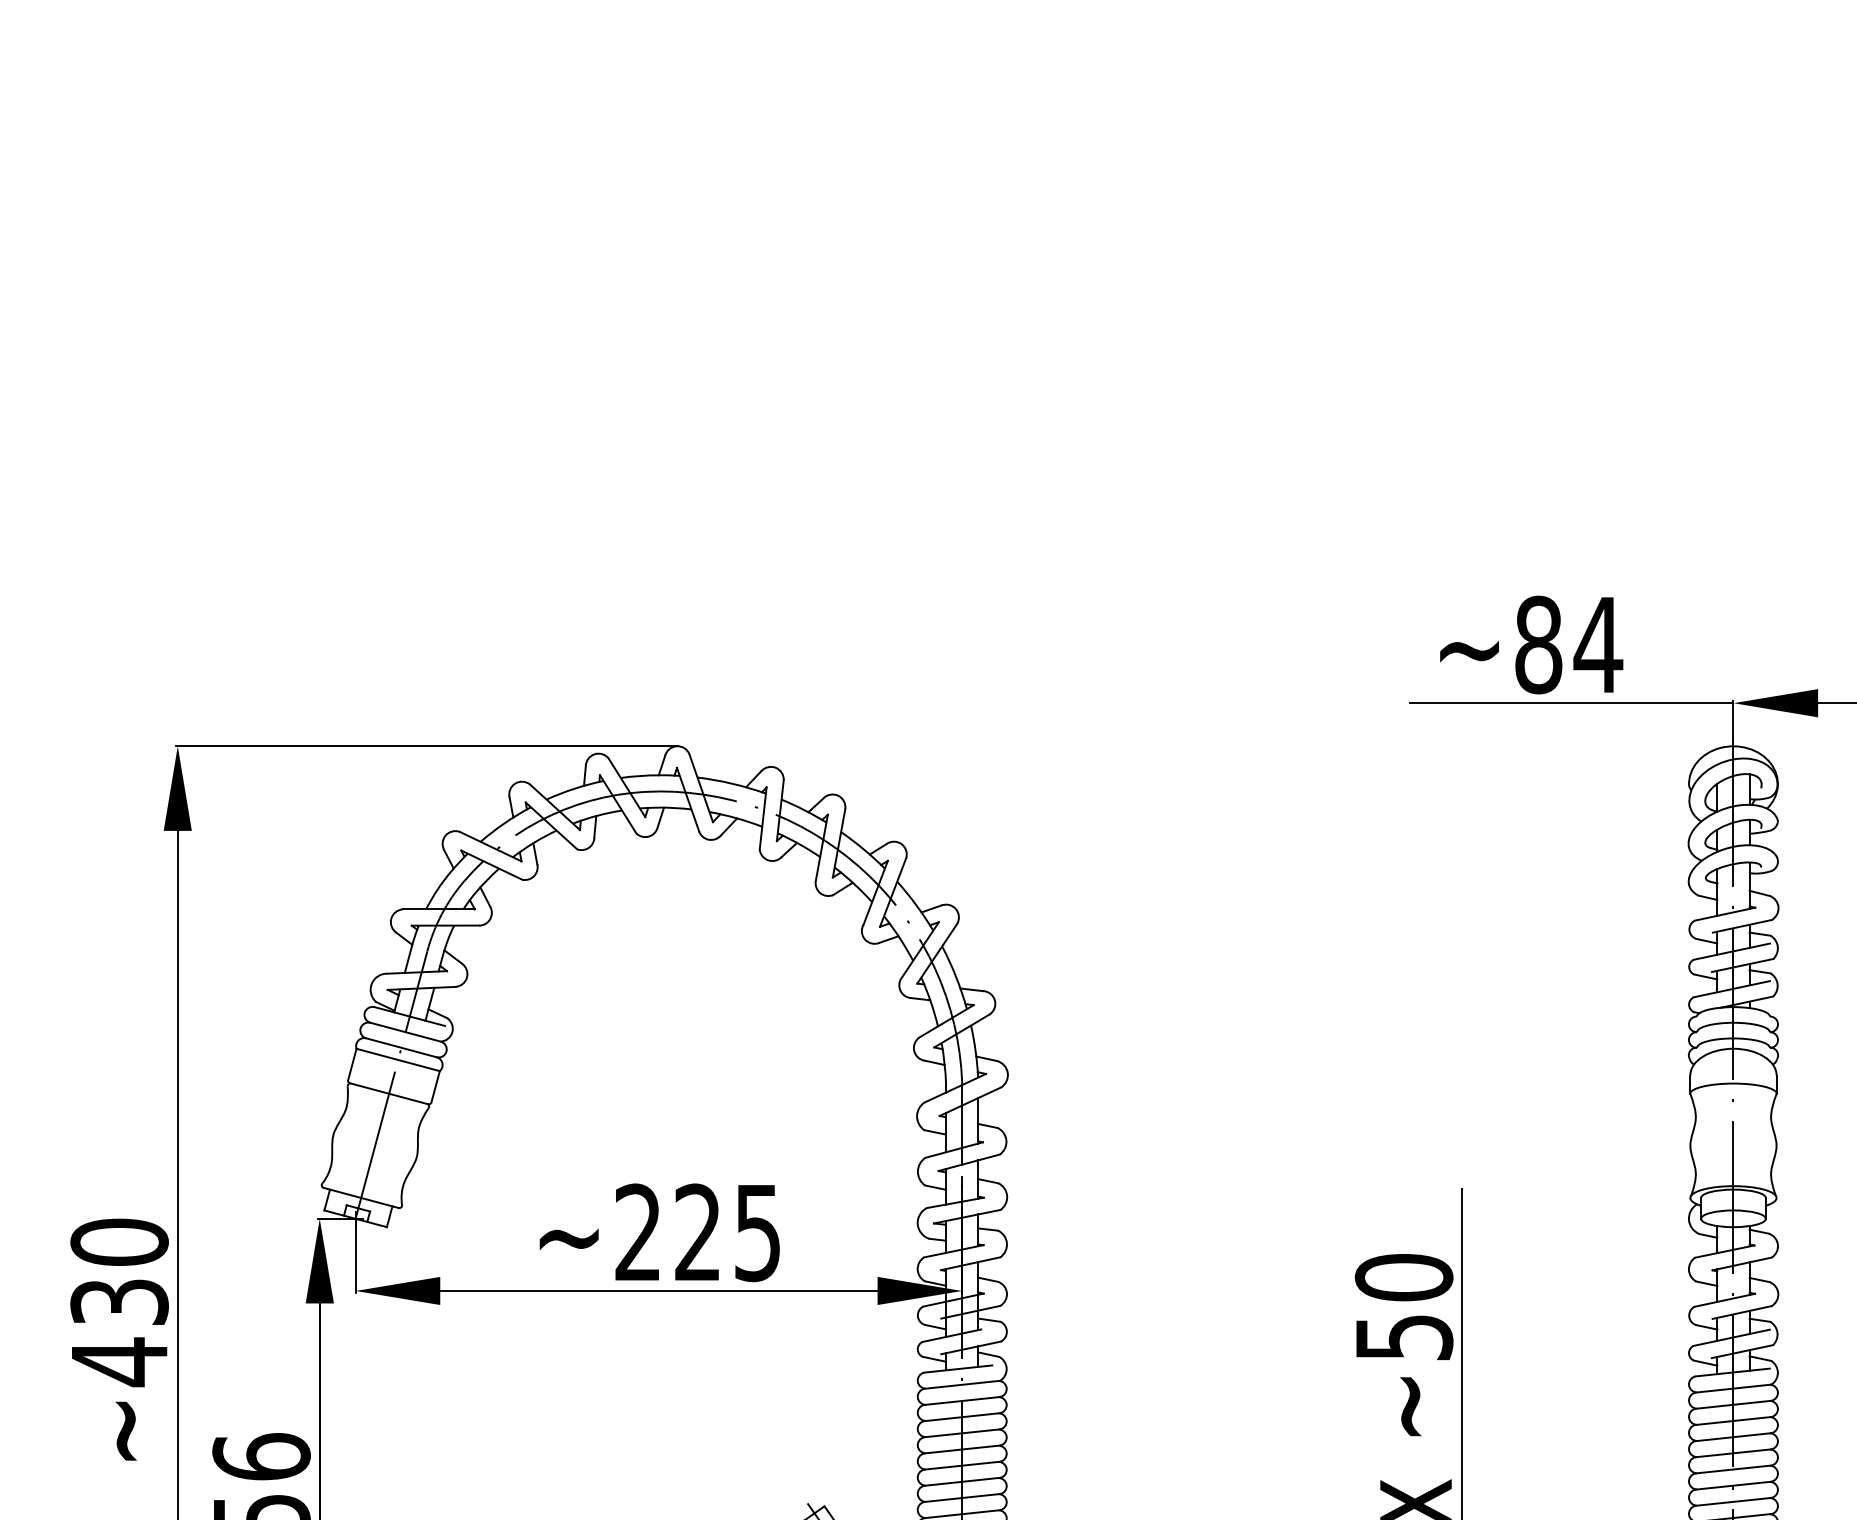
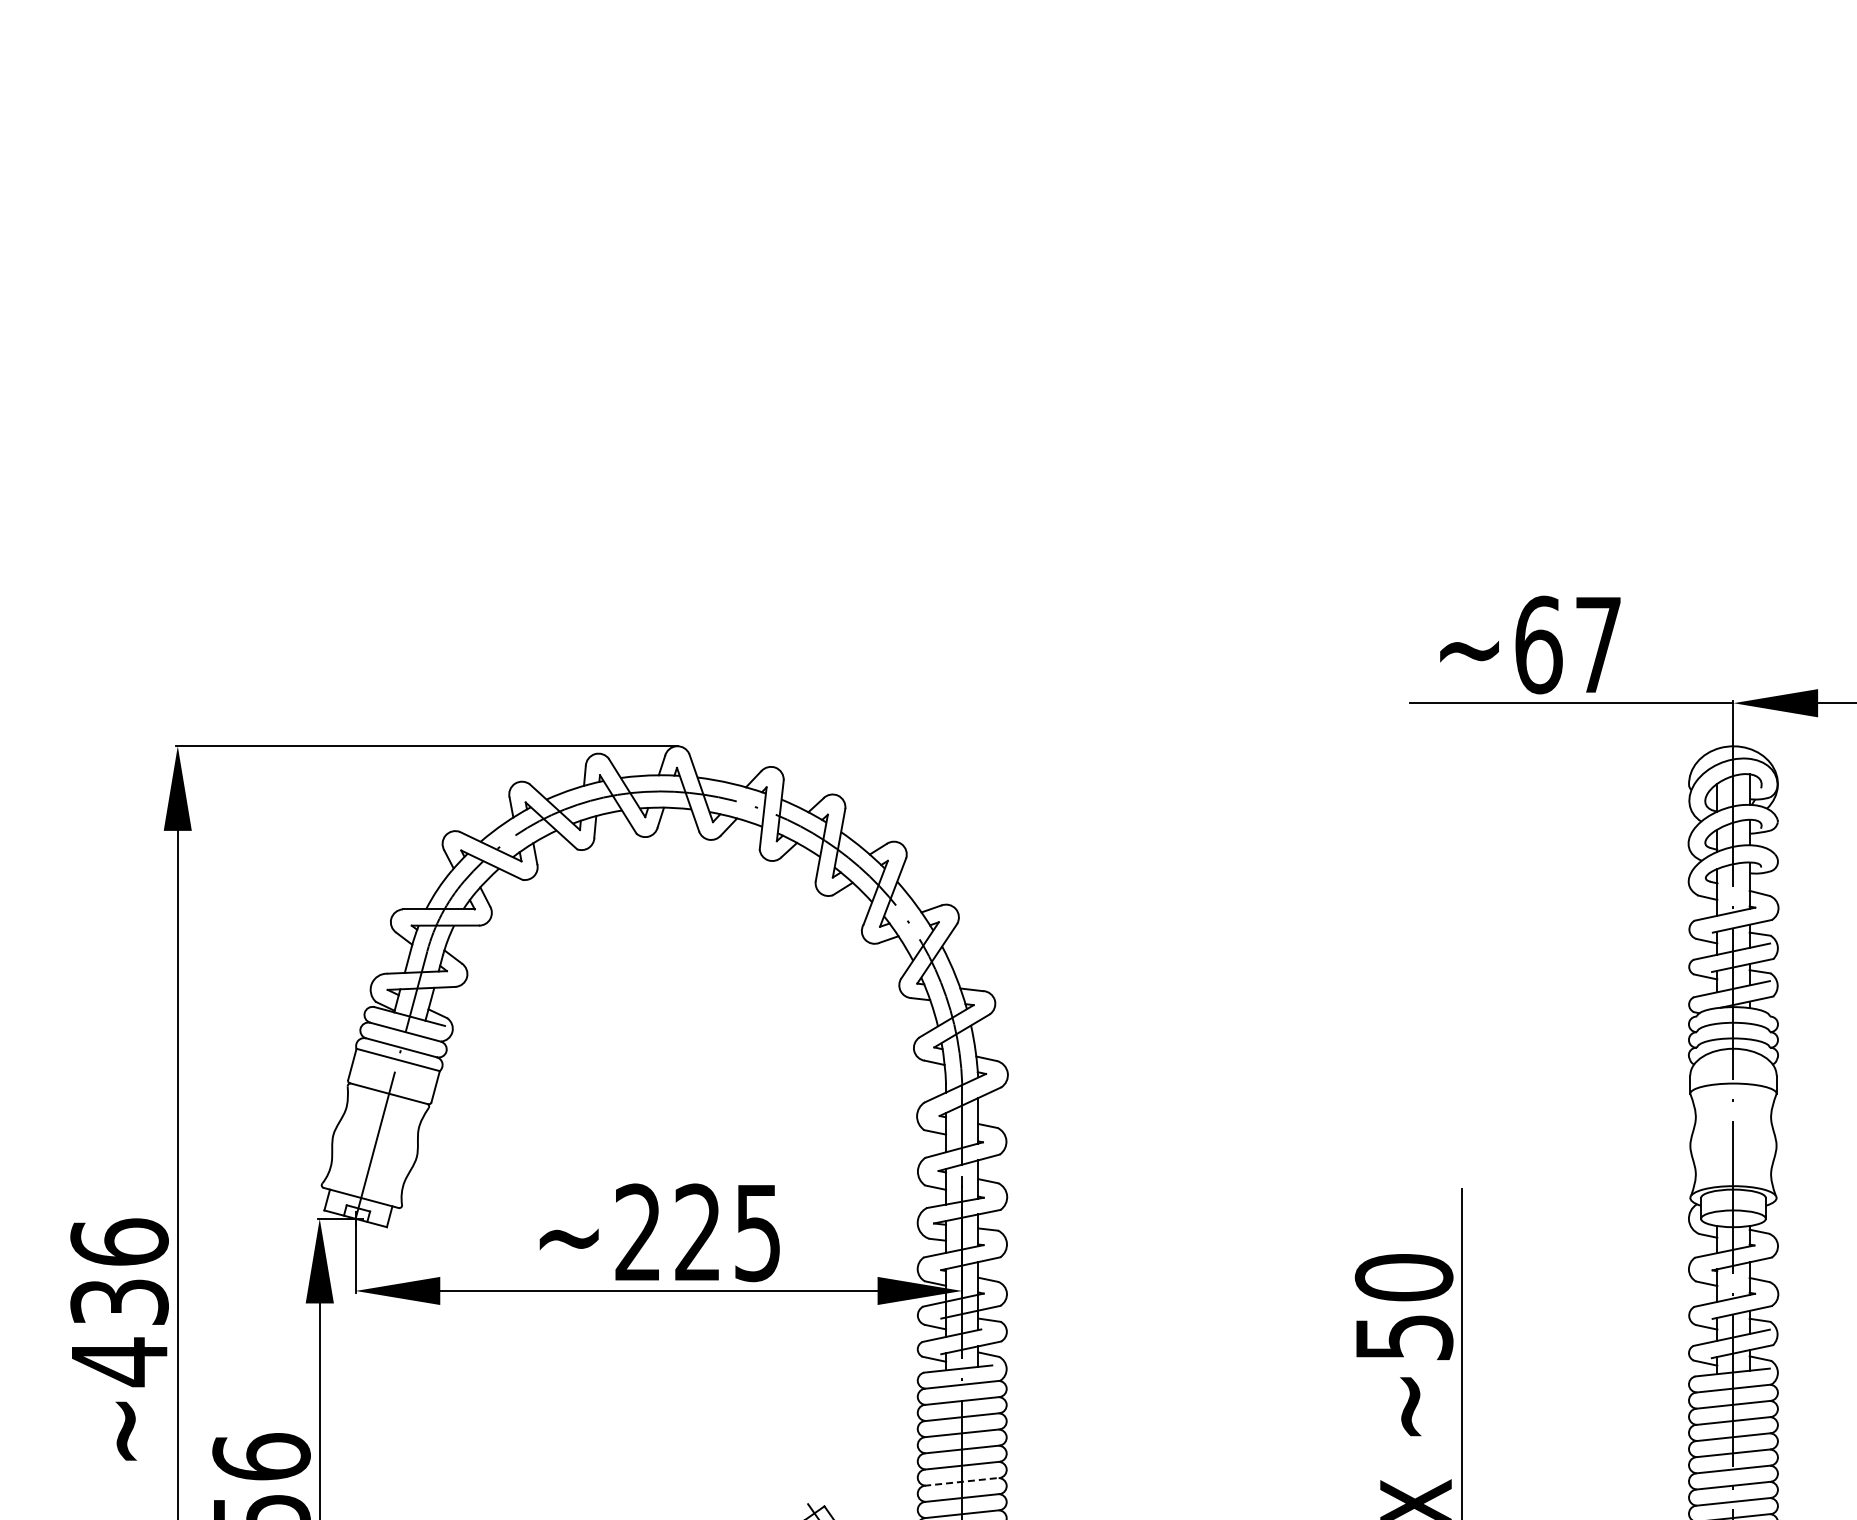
text: ~84 -> ~67 (1569, 644)
text: ~430 -> ~436 (119, 1241)
line: solid -> dashed (962, 1481)
